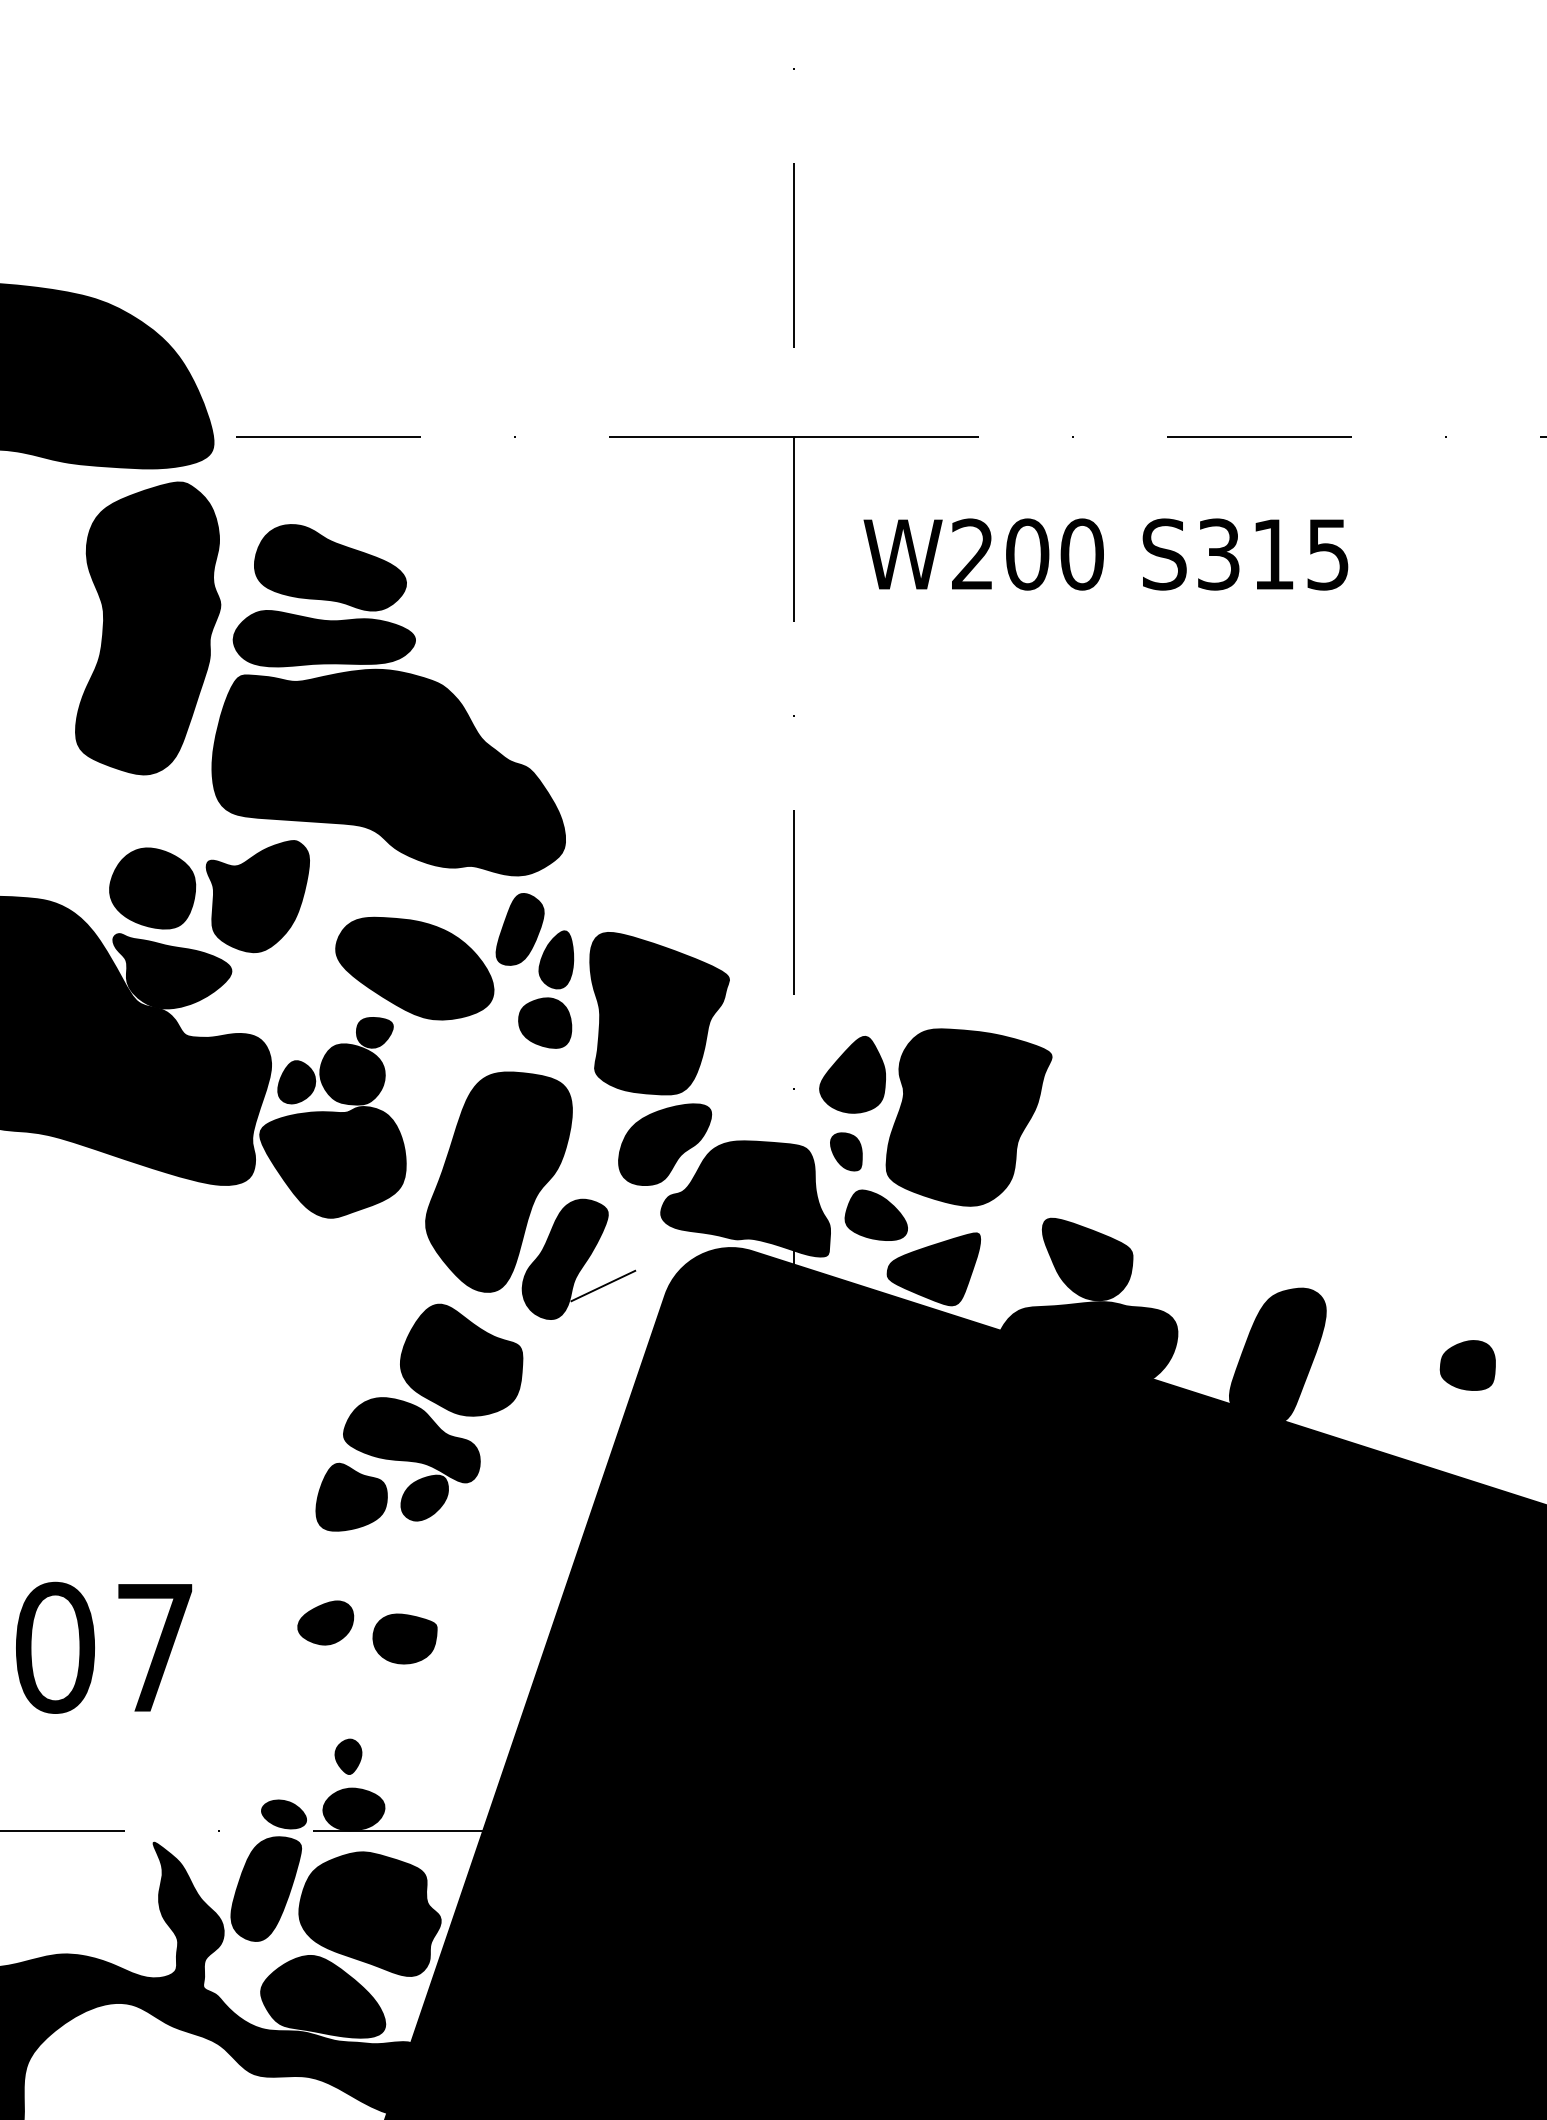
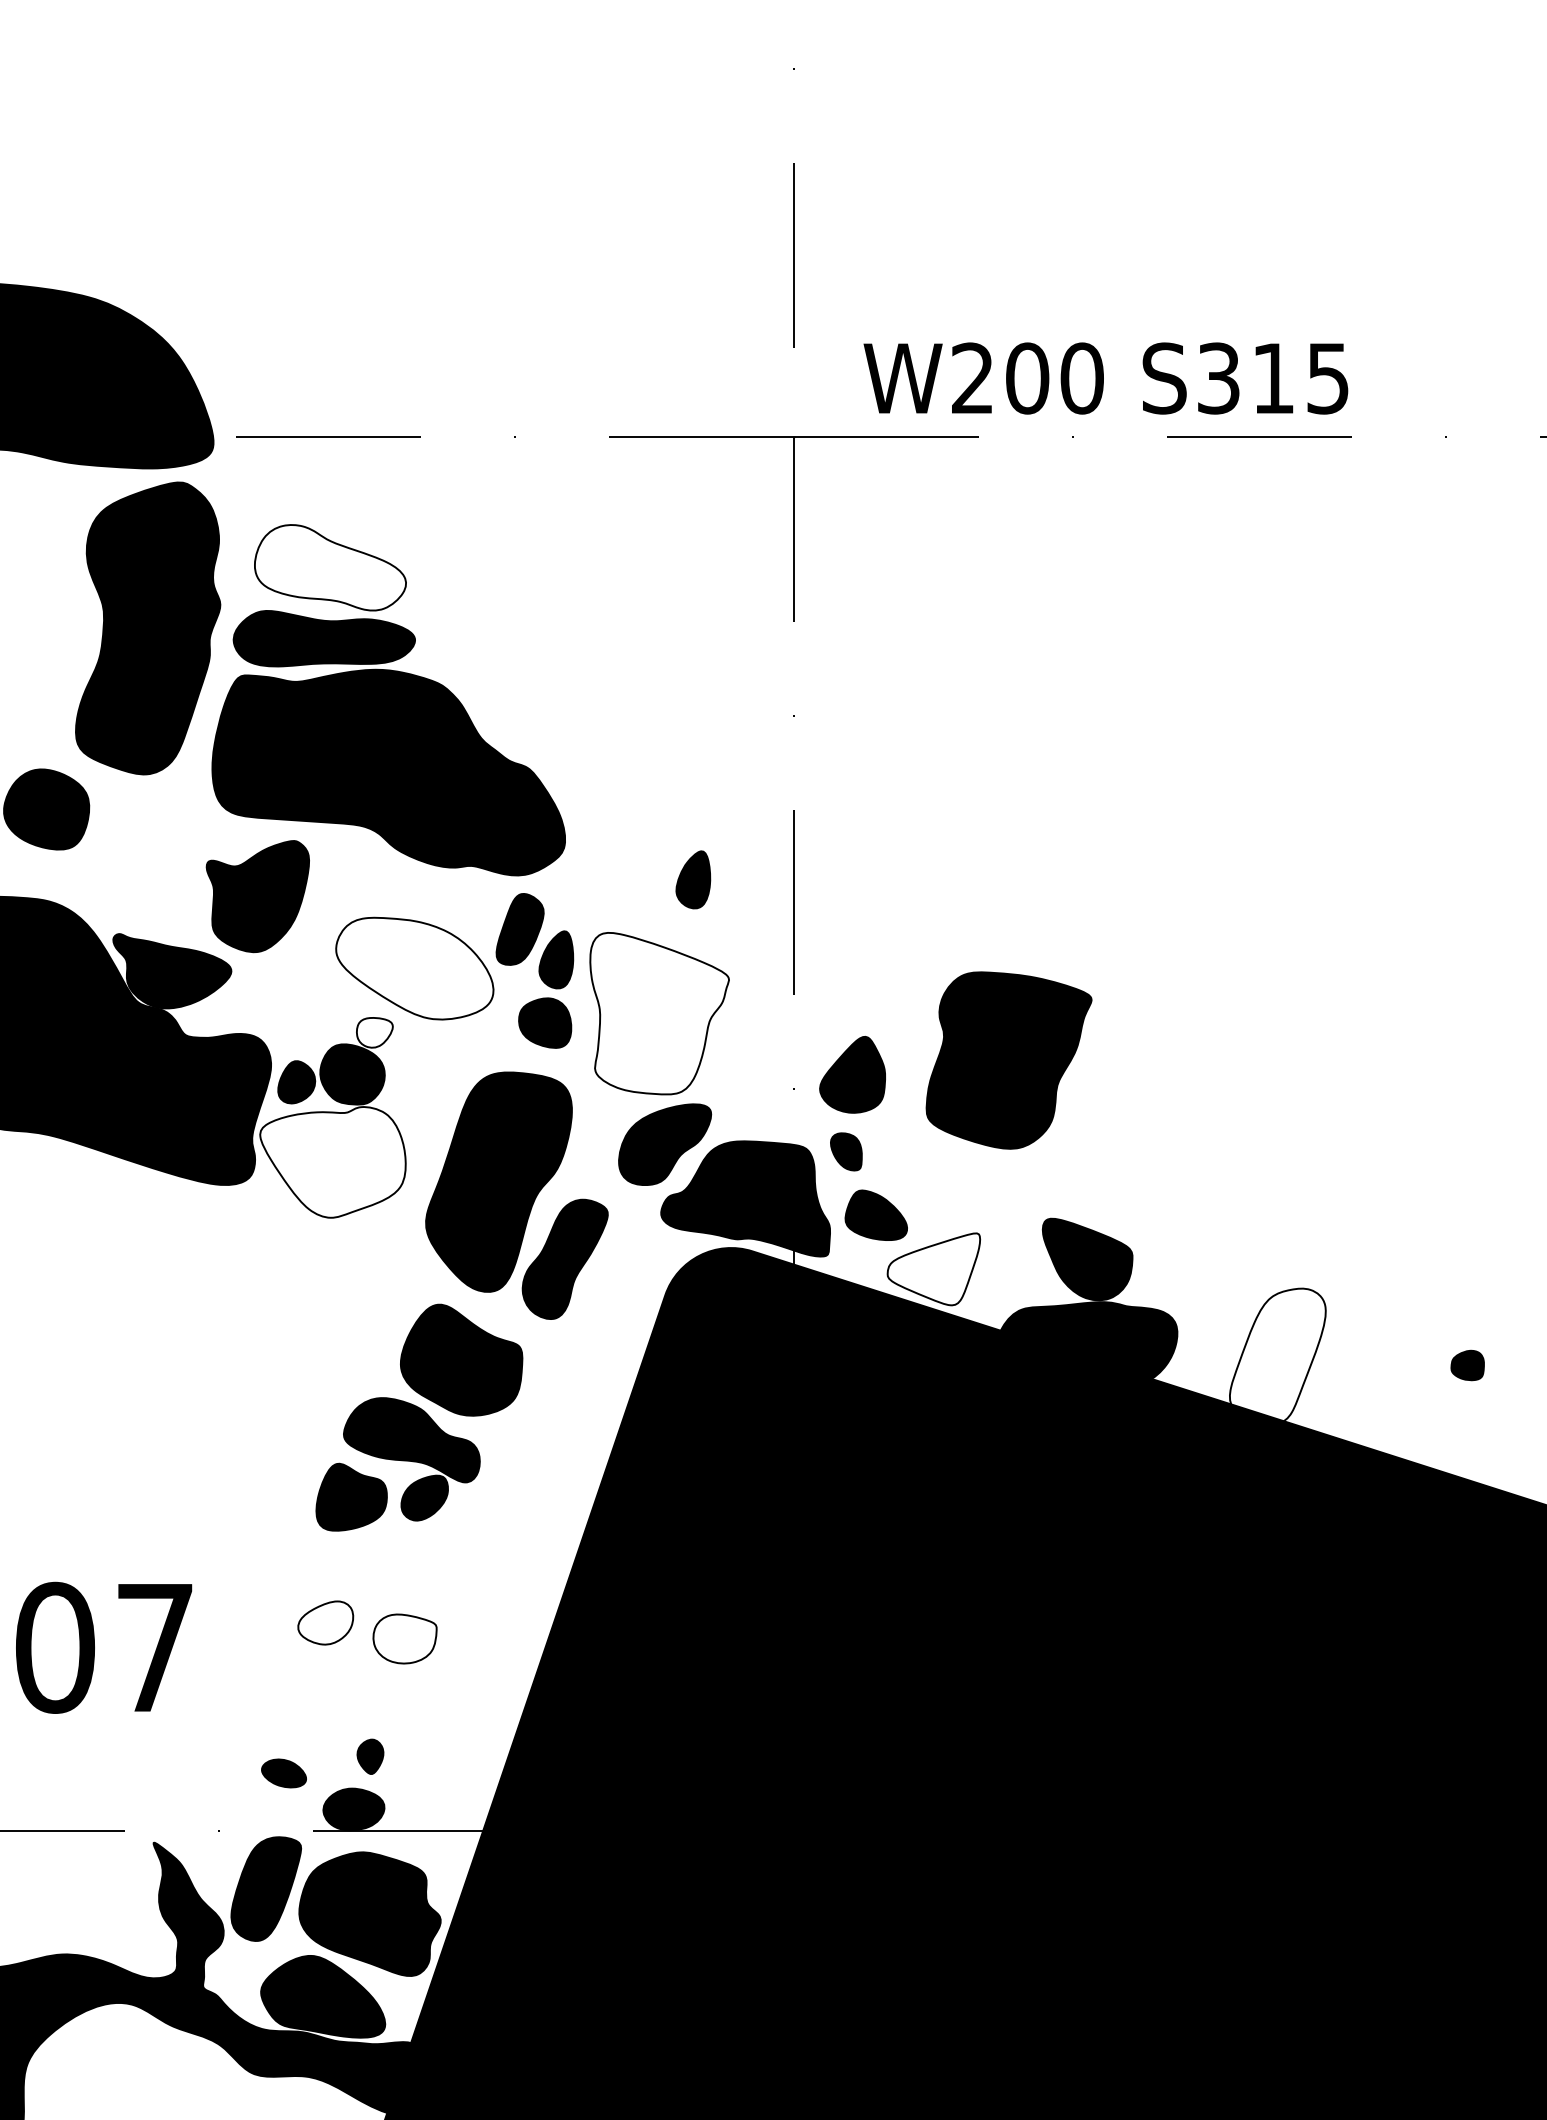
text position: (1105, 554) -> (1105, 378) (1105, 378)
fill: present -> none (330, 567)
part: none -> present (693, 879)
part position: (152, 888) -> (46, 809) (46, 809)
fill: present -> none (414, 968)
fill: present -> none (659, 1013)
fill: present -> none (374, 1032)
part position: (968, 1117) -> (1008, 1060) (1008, 1060)
fill: present -> none (332, 1162)
fill: present -> none (933, 1269)
line: present -> none (603, 1285)
fill: present -> none (1277, 1356)
part size: 57x51 px -> 35x33 px (1467, 1365)
fill: present -> none (325, 1622)
fill: present -> none (404, 1638)
part position: (348, 1756) -> (370, 1756) (370, 1756)
part position: (283, 1814) -> (283, 1773) (283, 1773)
